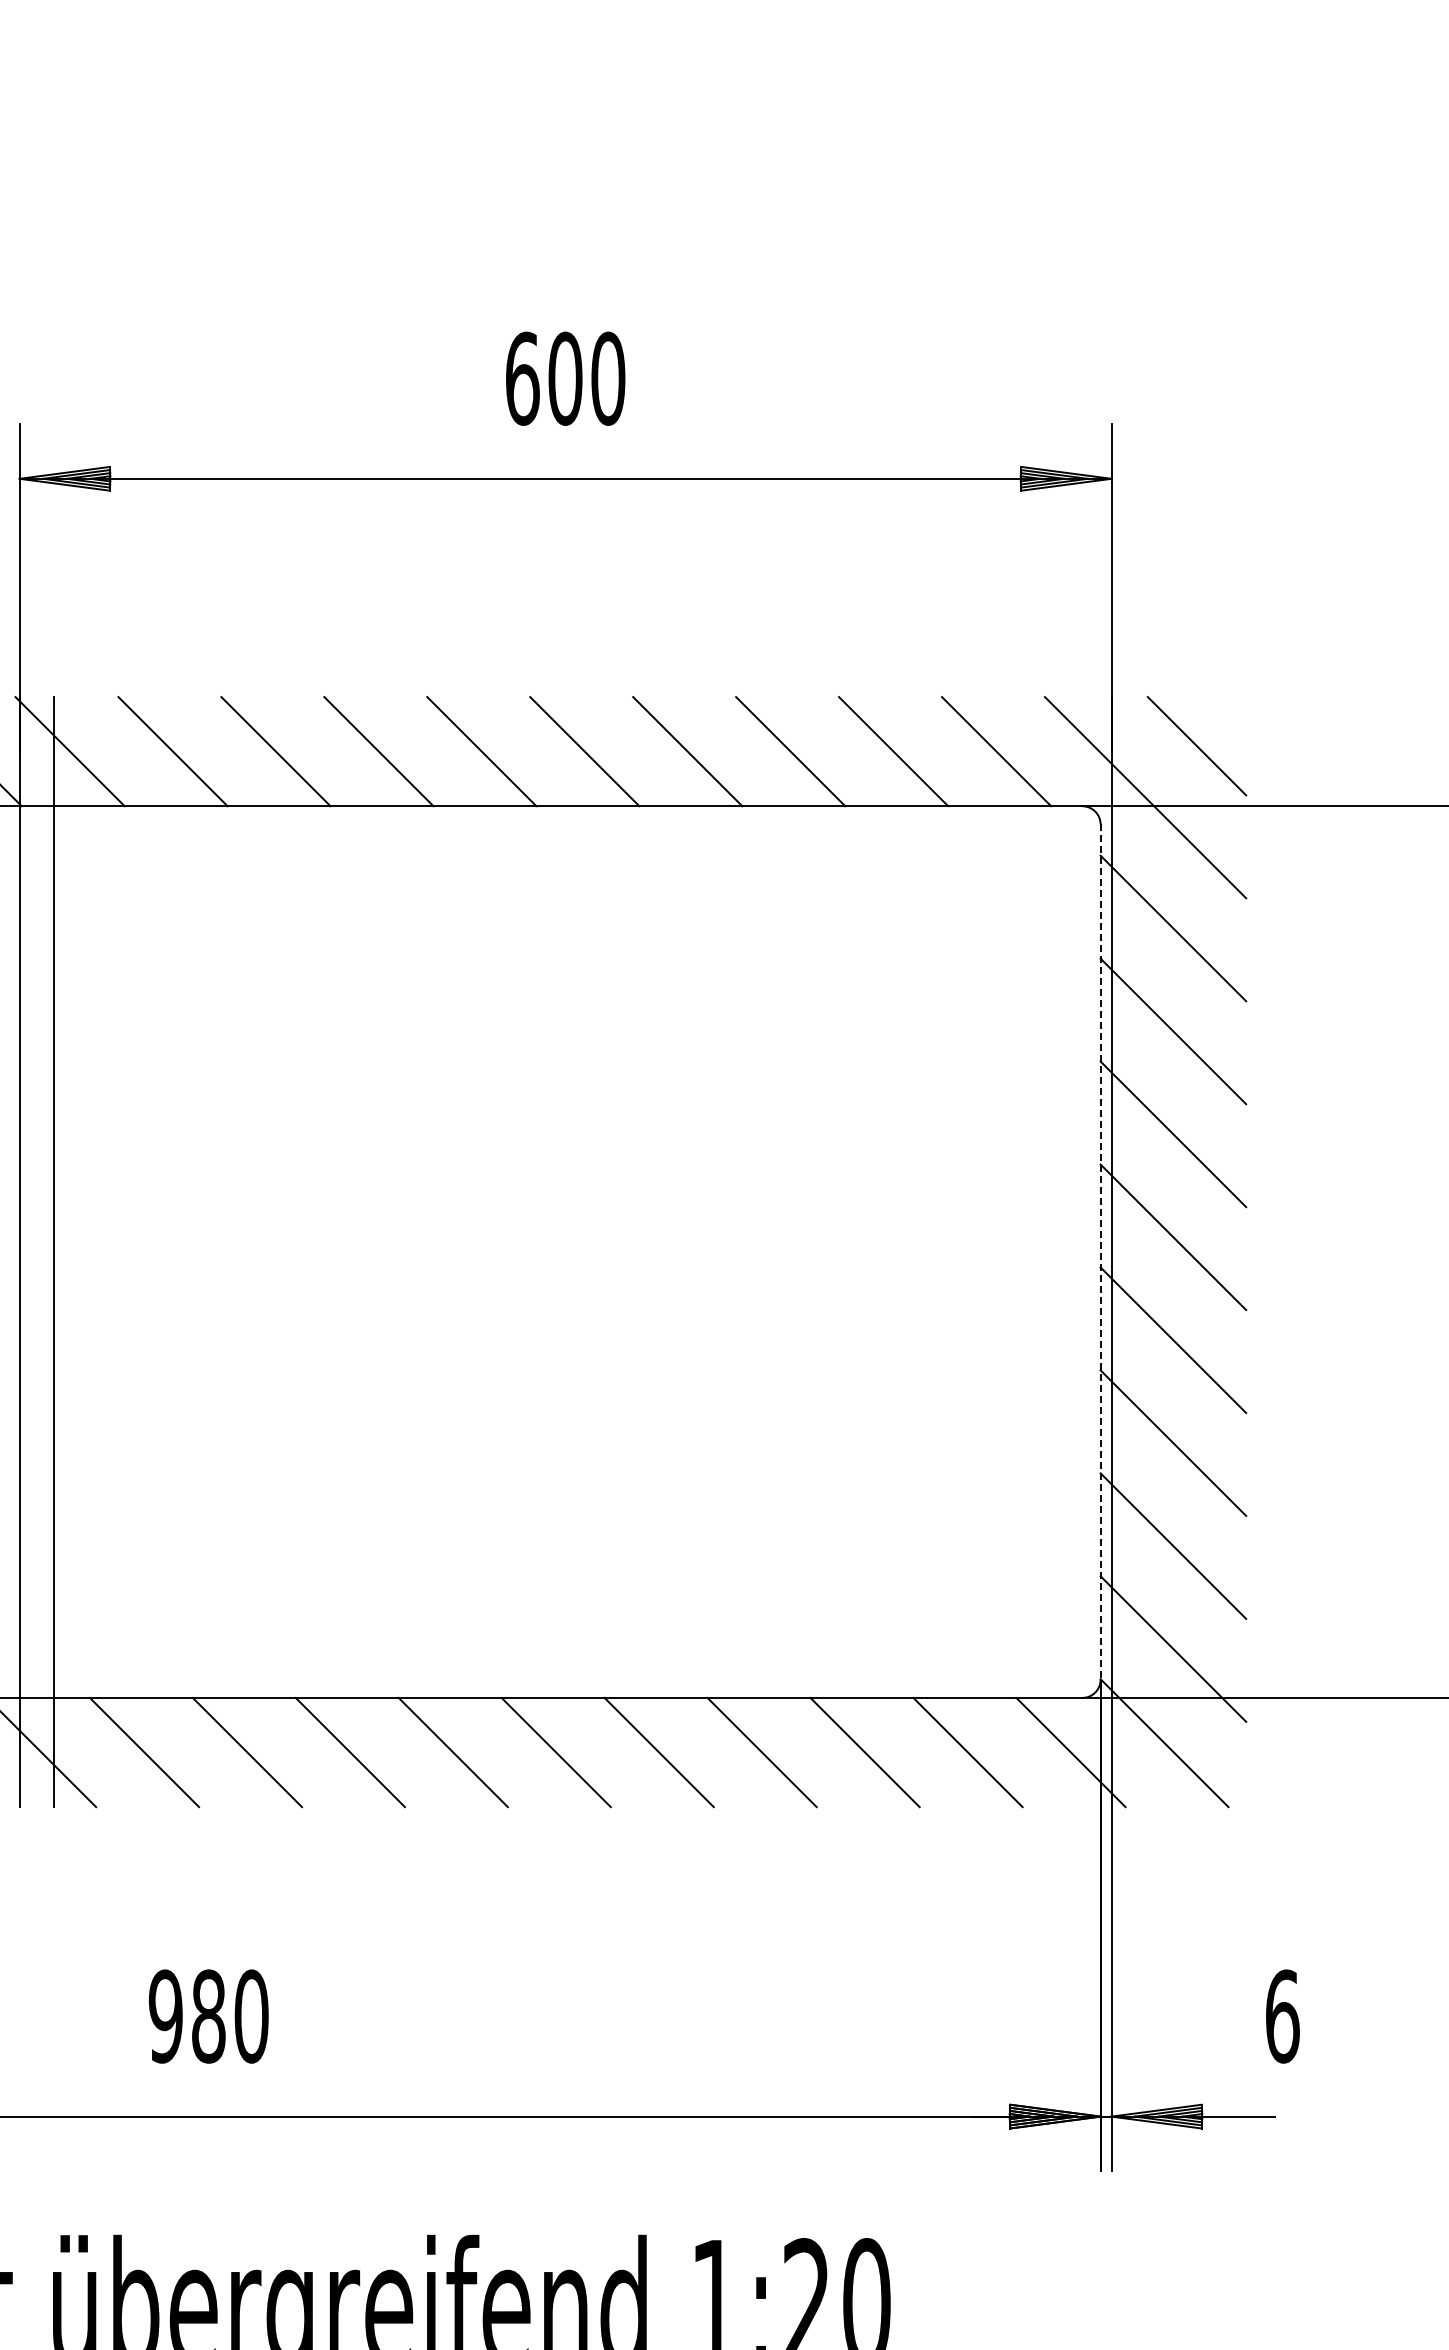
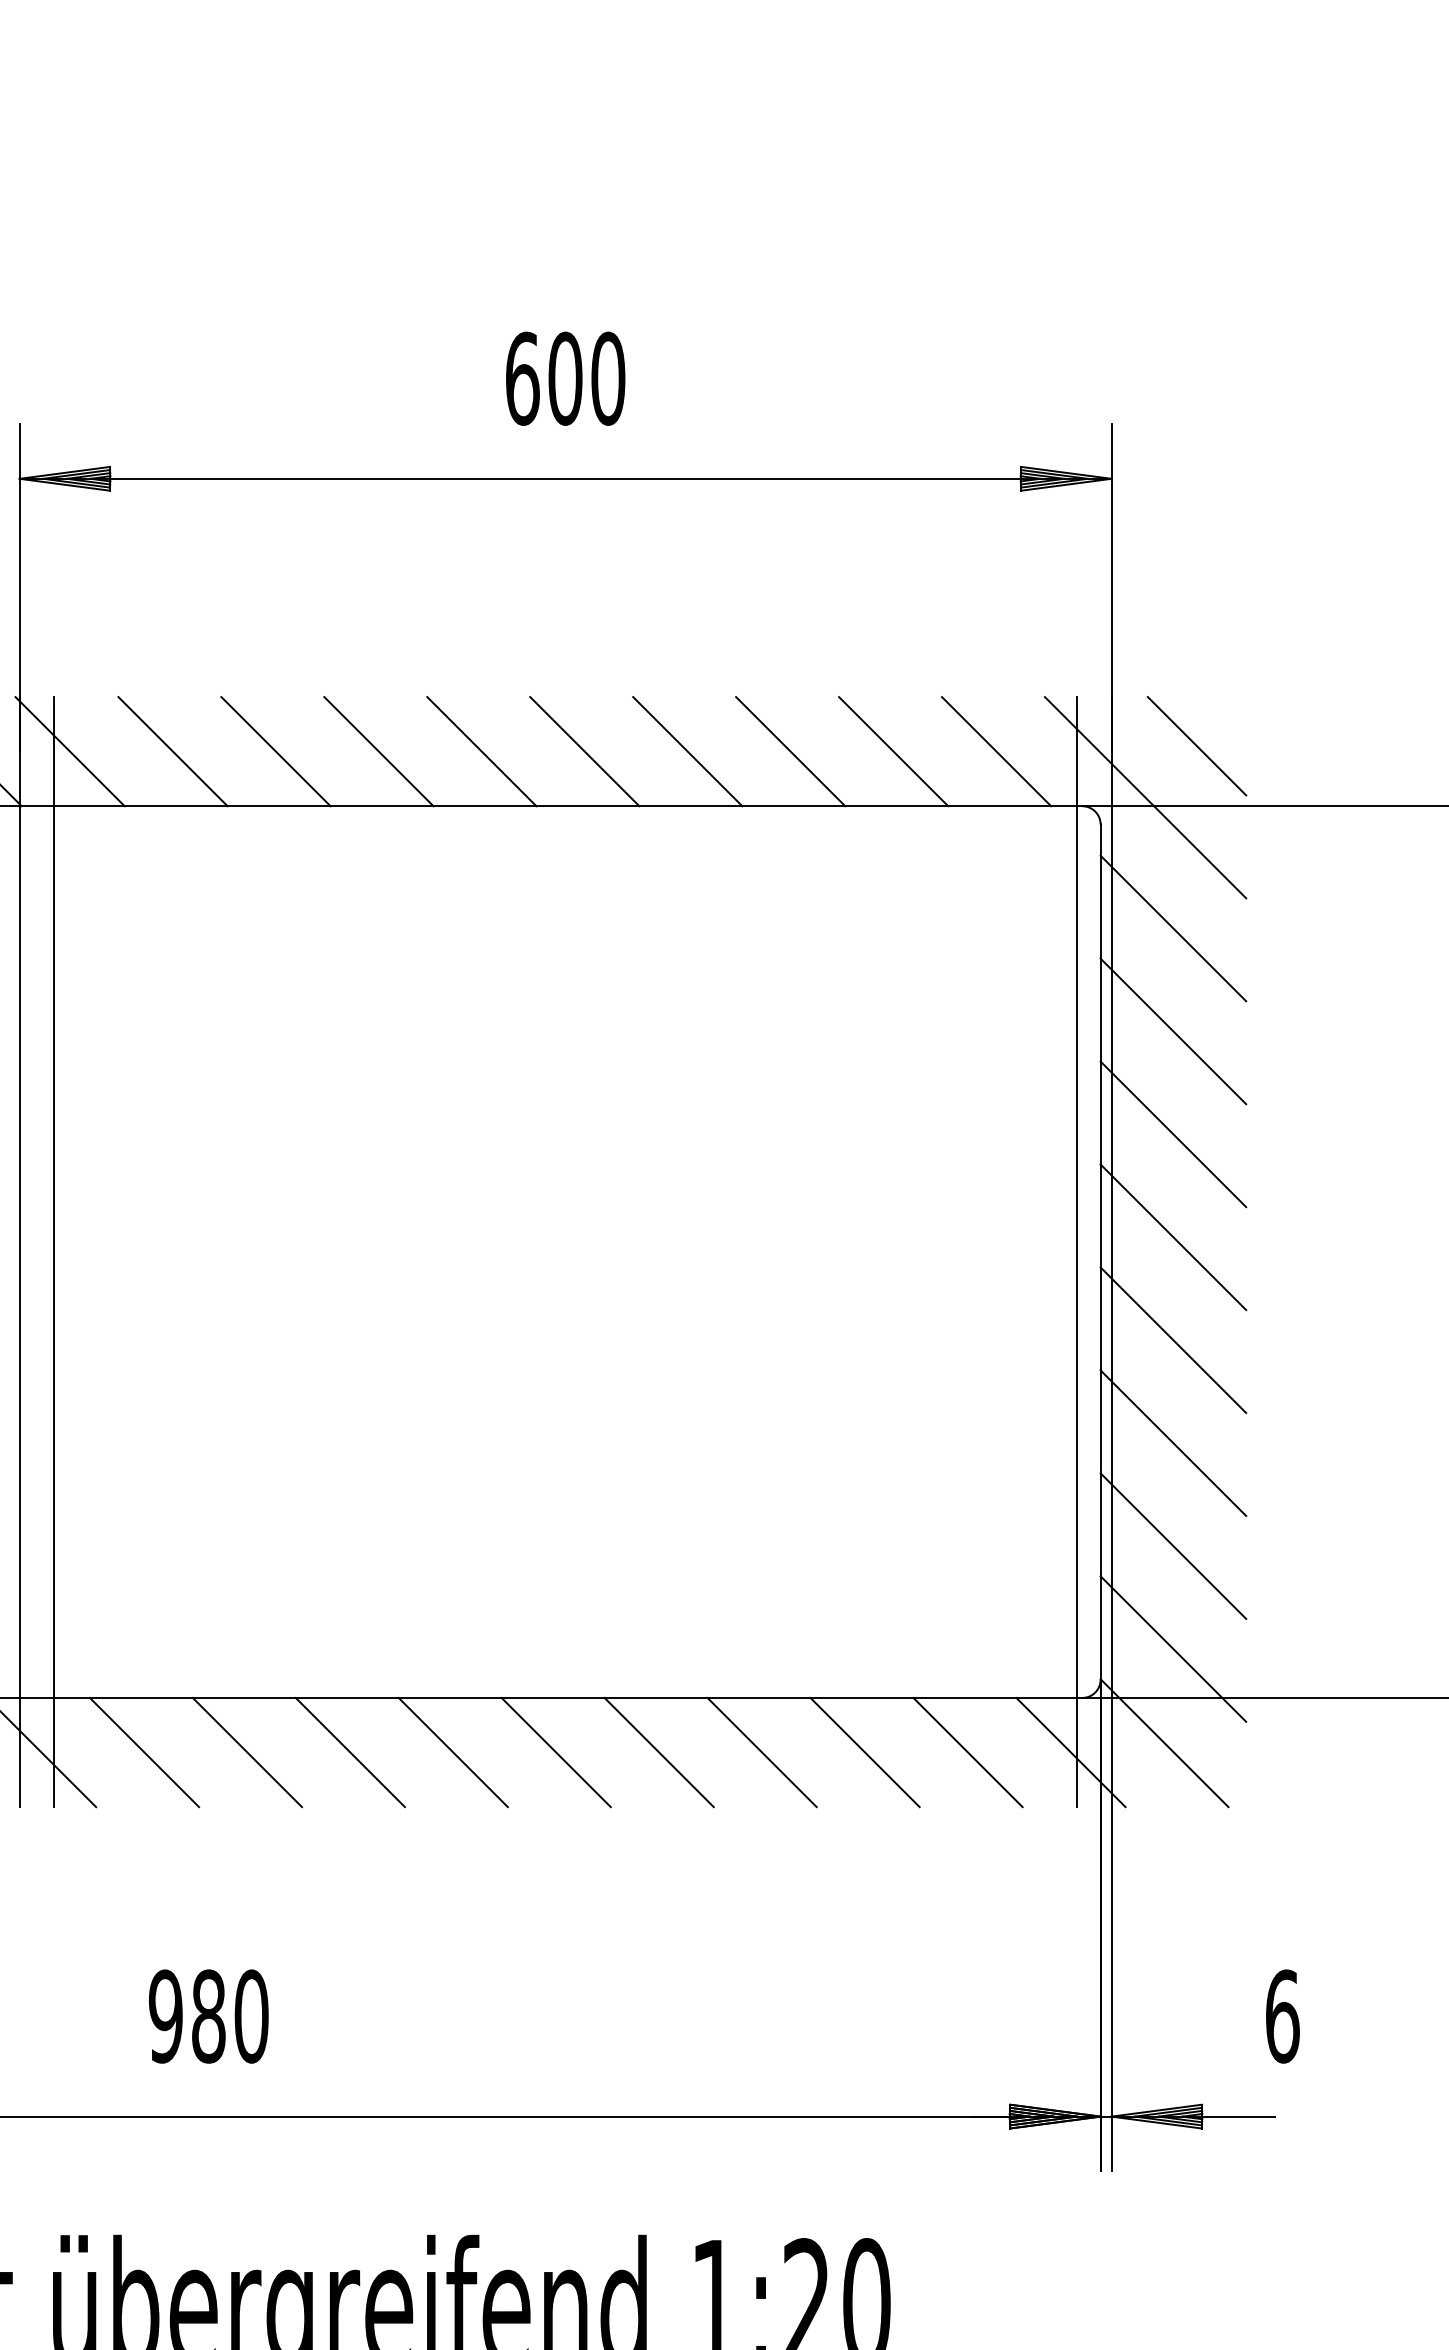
line: none -> present (1076, 1252)
line: dashed -> solid (1100, 1252)
